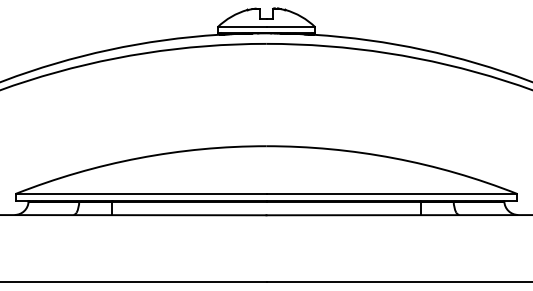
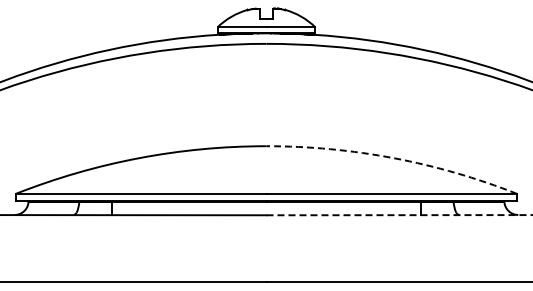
arc: solid -> dashed (393, 158)
line: solid -> dashed (399, 215)
